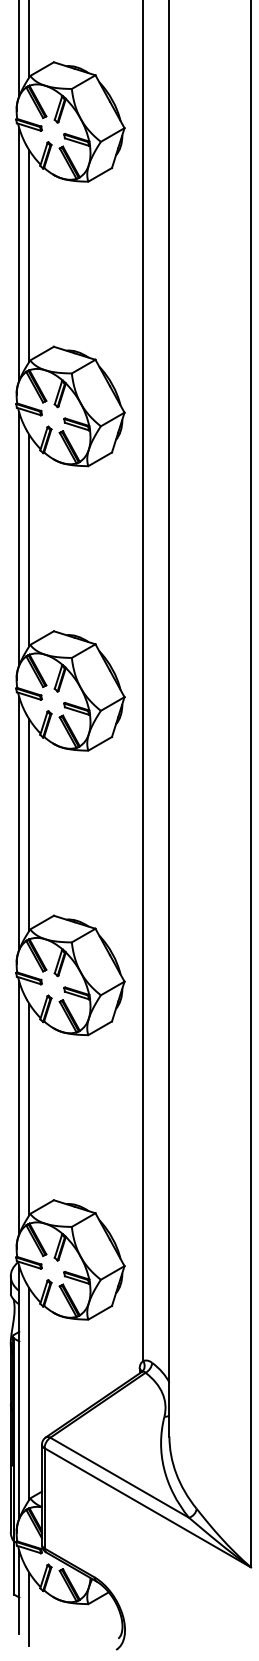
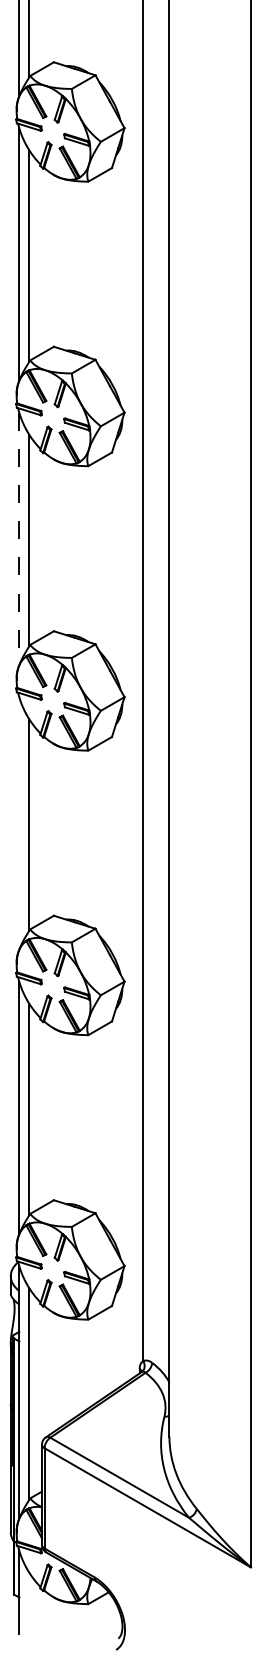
line: solid -> dashed (19, 539)
line: present -> none (19, 823)
line: present -> none (29, 1609)
